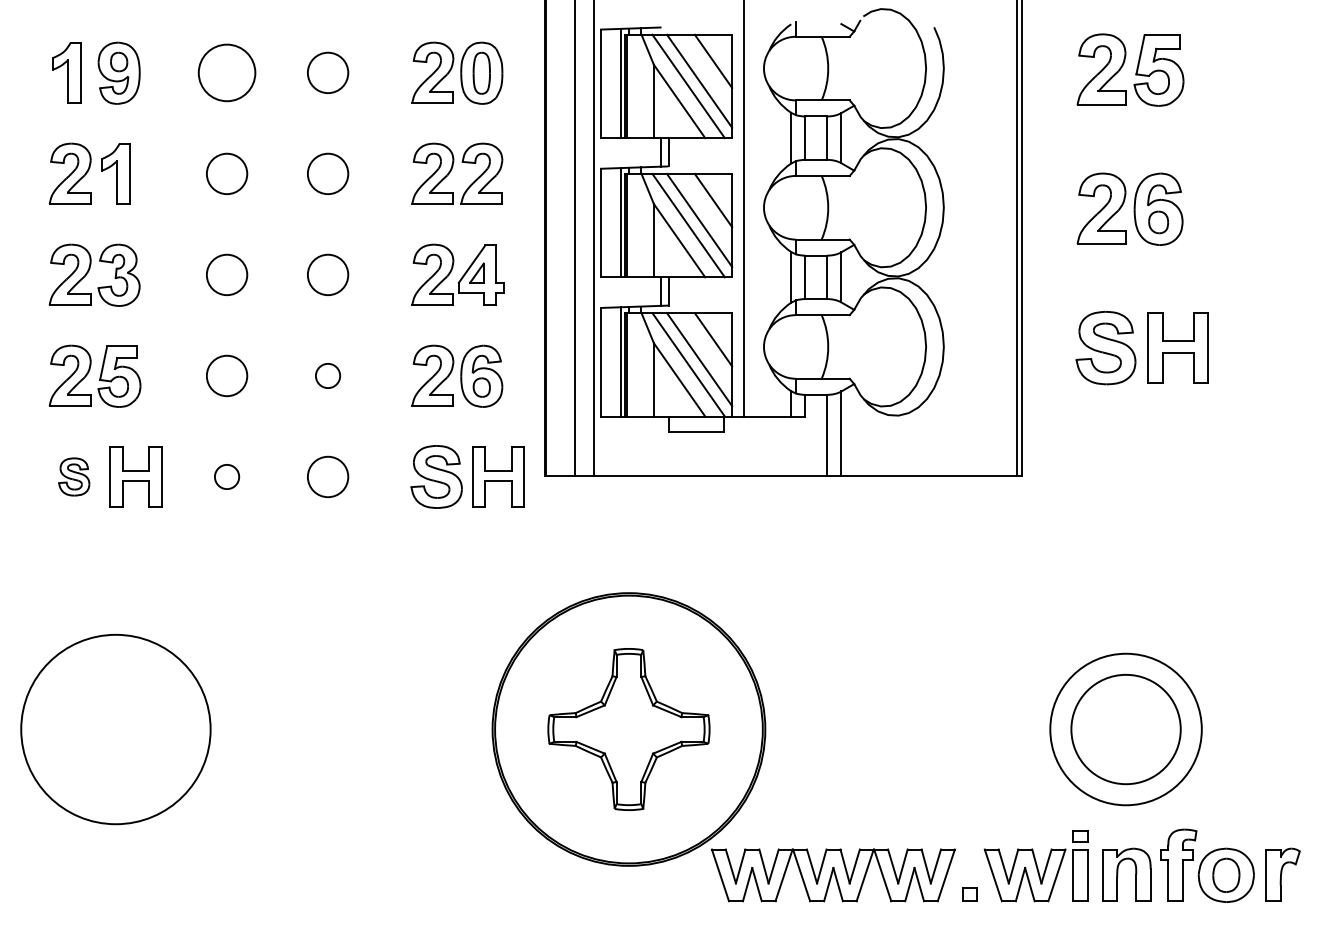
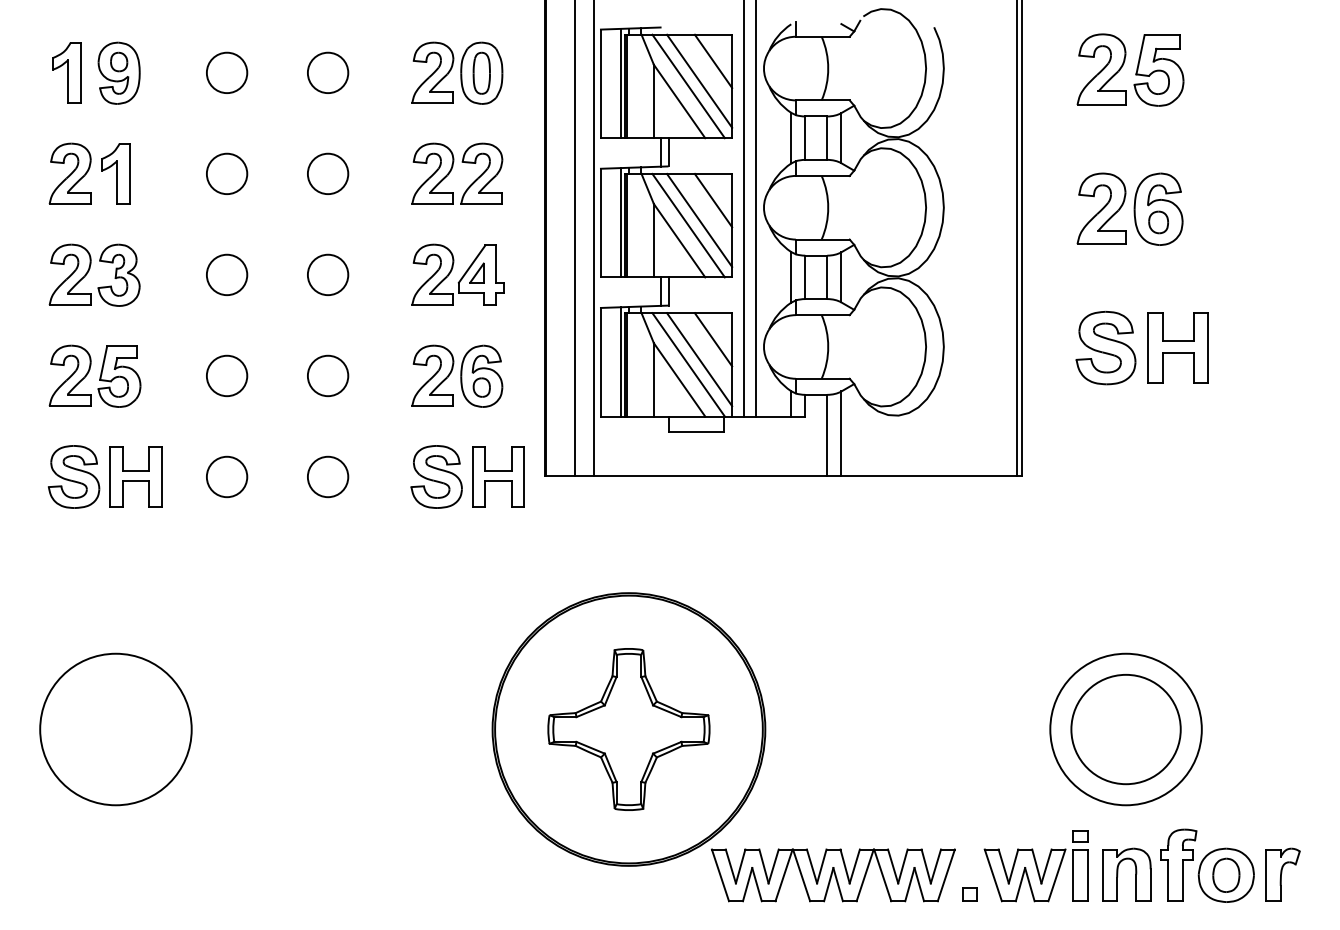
circle diameter: 57 px -> 40 px (226, 72)
line: none -> present (756, 209)
circle diameter: 24 px -> 40 px (327, 375)
part size: 33x40 px -> 53x64 px (74, 476)
circle diameter: 24 px -> 40 px (226, 476)
circle size: 192x193 px -> 154x155 px (115, 729)
